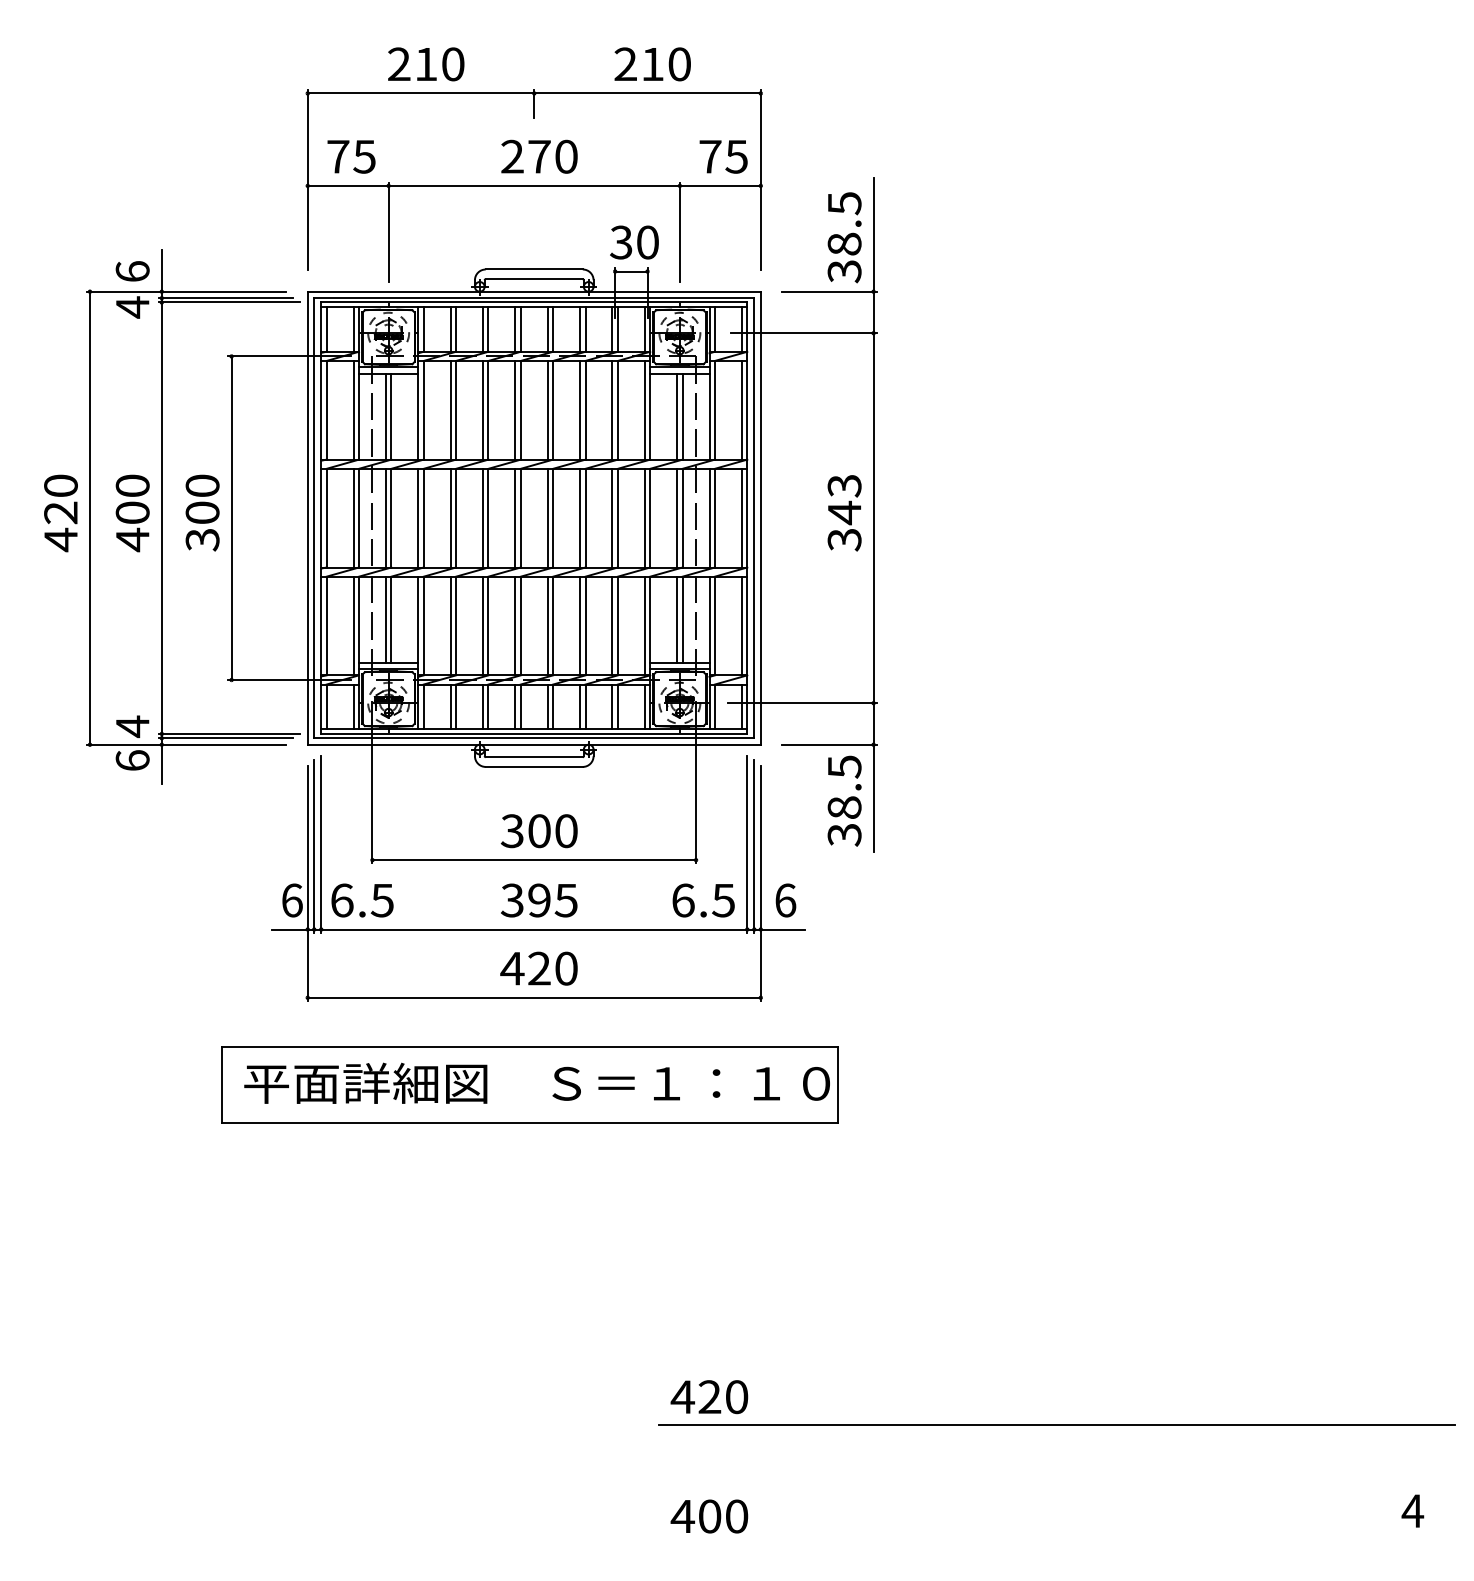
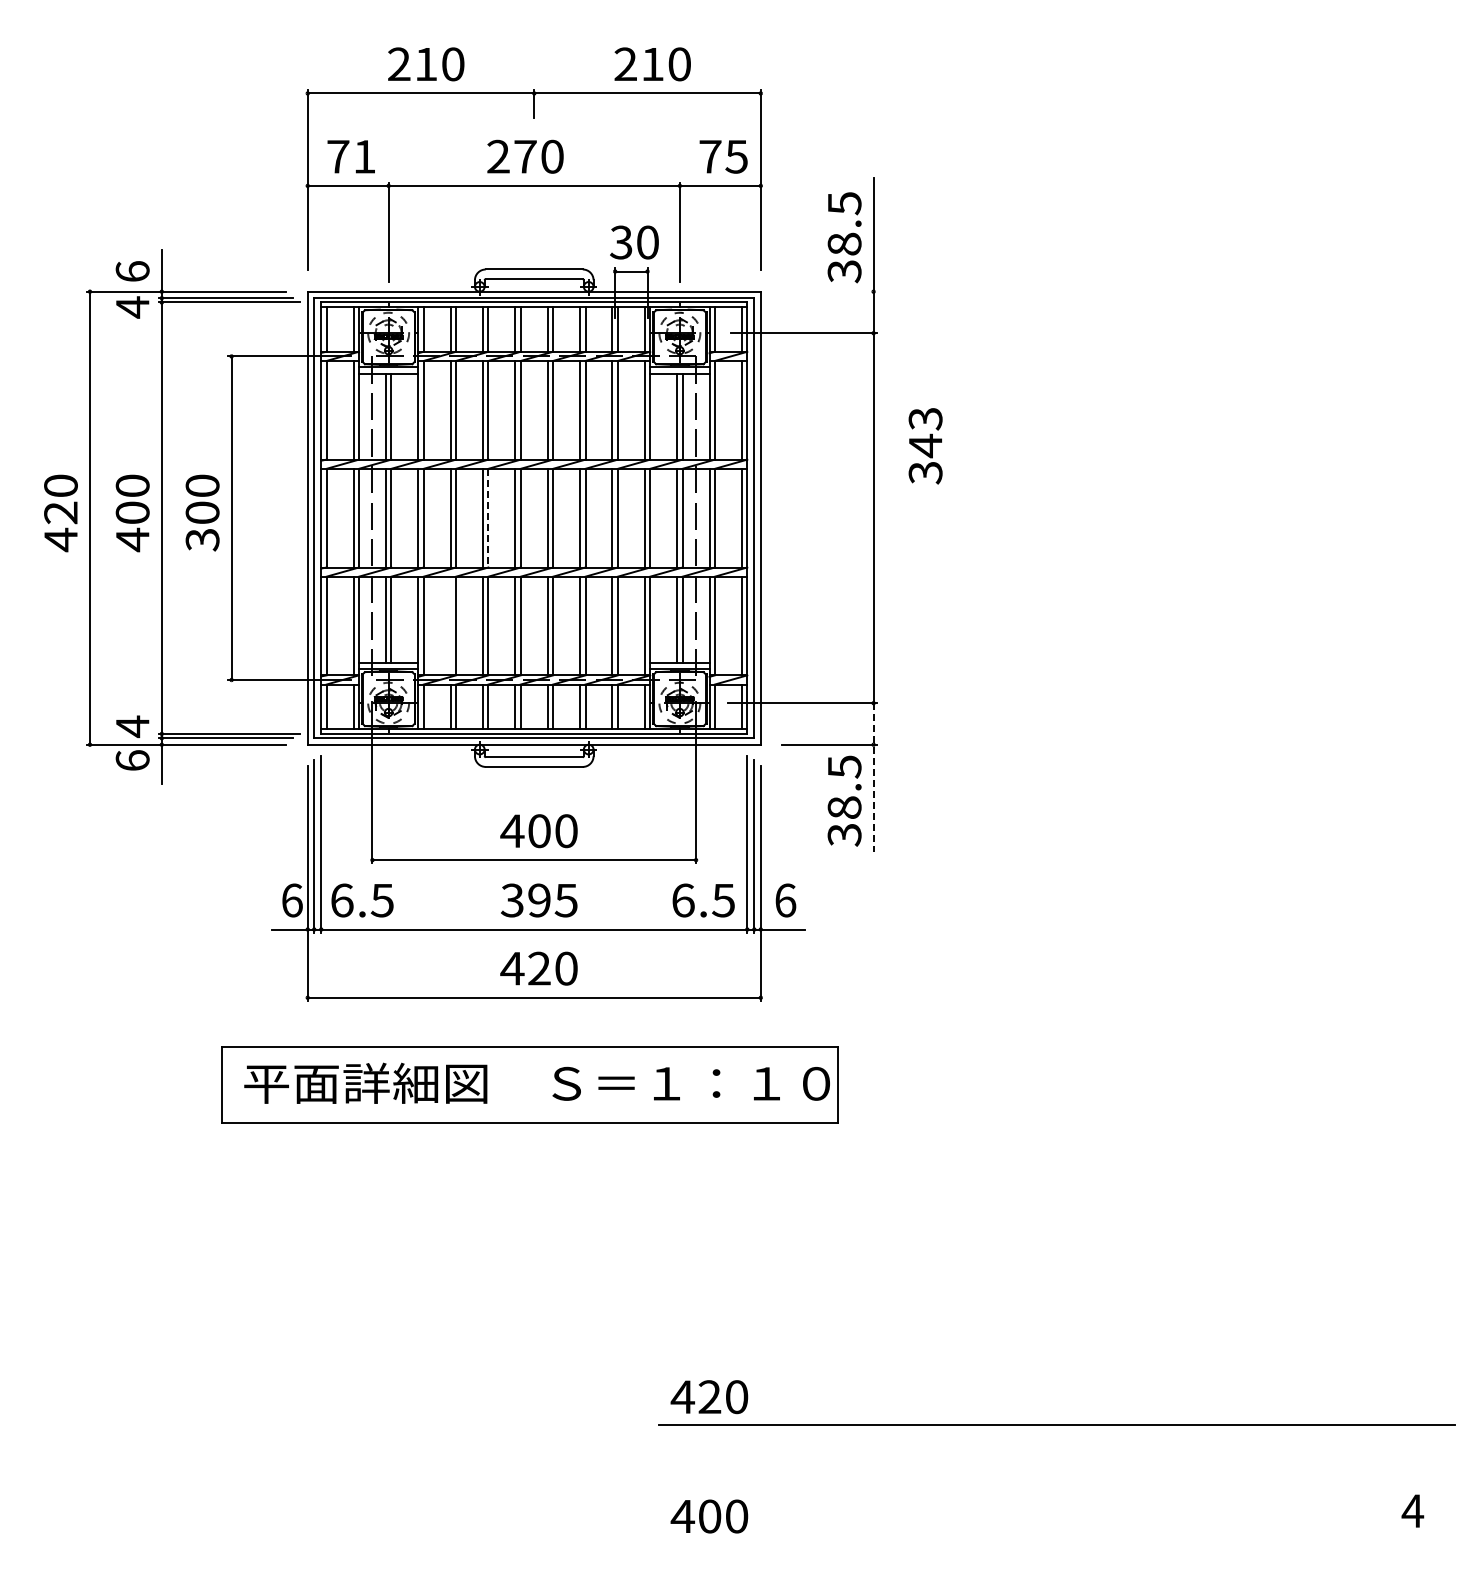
text: 75 -> 71 (364, 156)
text position: (539, 156) -> (525, 156) (525, 156)
line: present -> none (829, 291)
text position: (844, 513) -> (925, 446) (925, 446)
line: solid -> dashed (488, 518)
line: present -> none (450, 625)
line: solid -> dashed (873, 778)
text: 300 -> 400 (512, 831)
